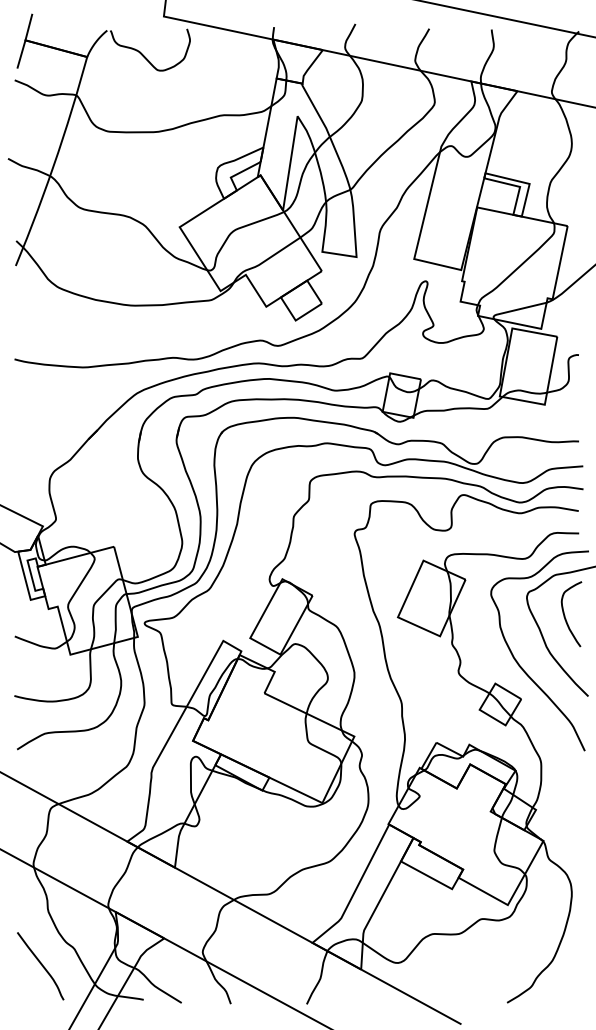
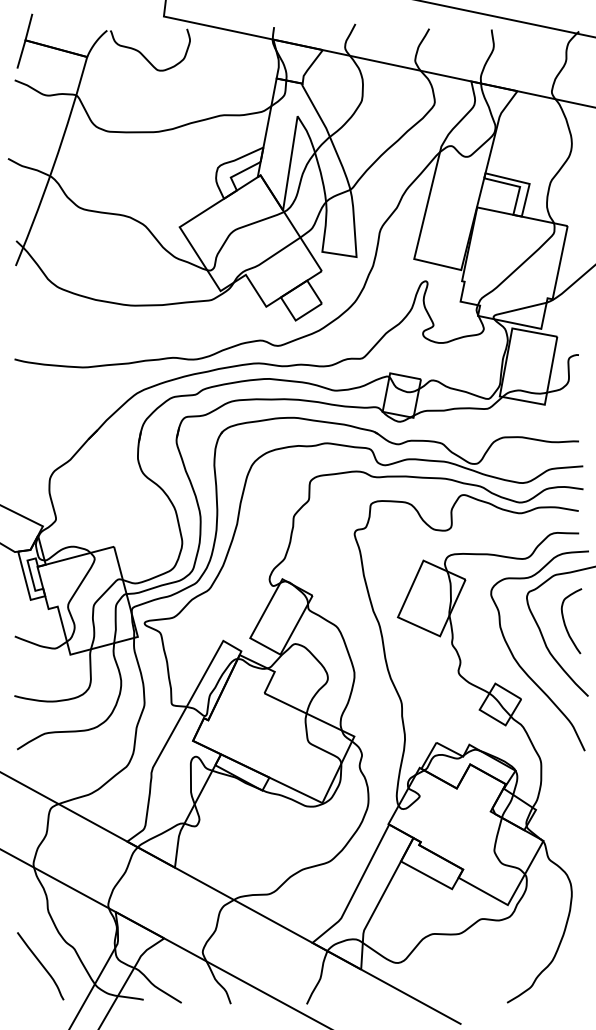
curve position: (565, 615) -> (565, 622) (565, 622)
